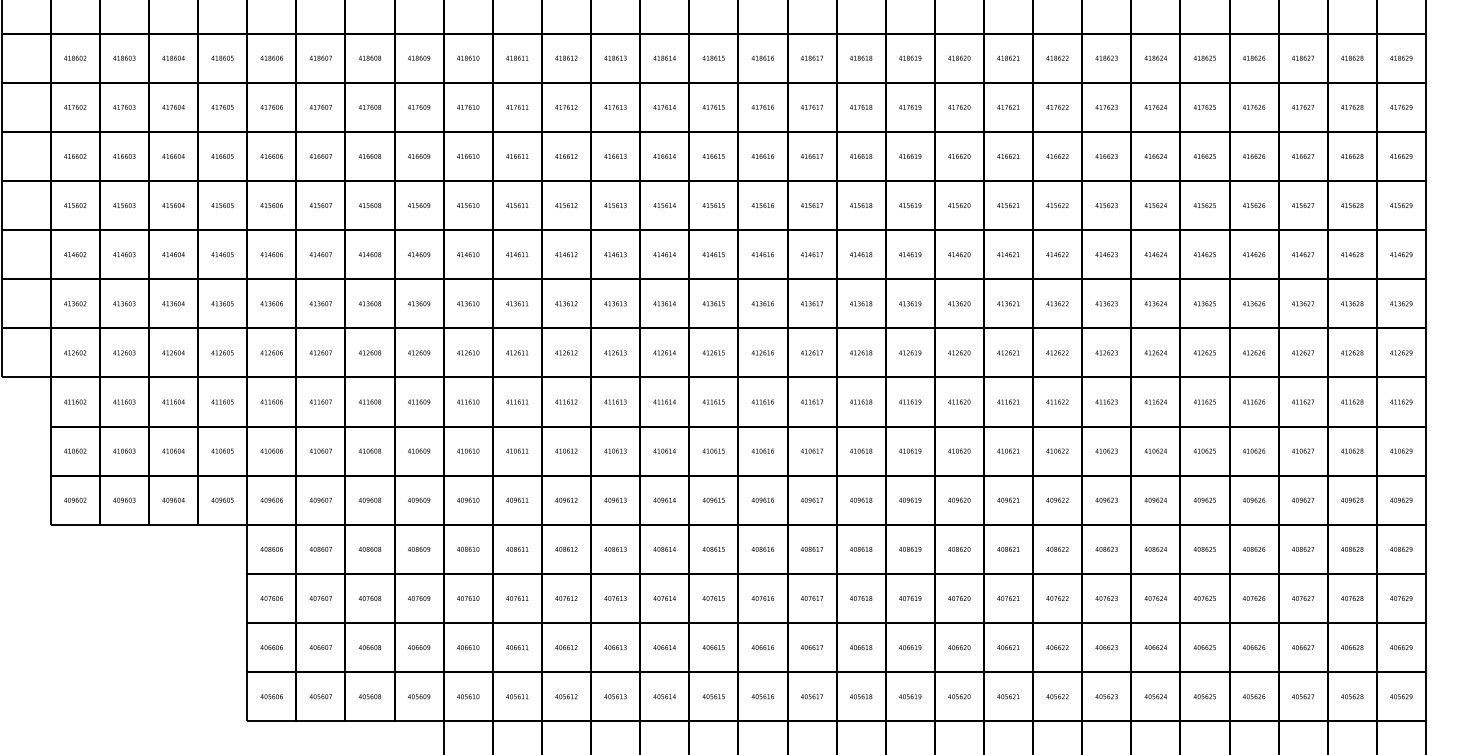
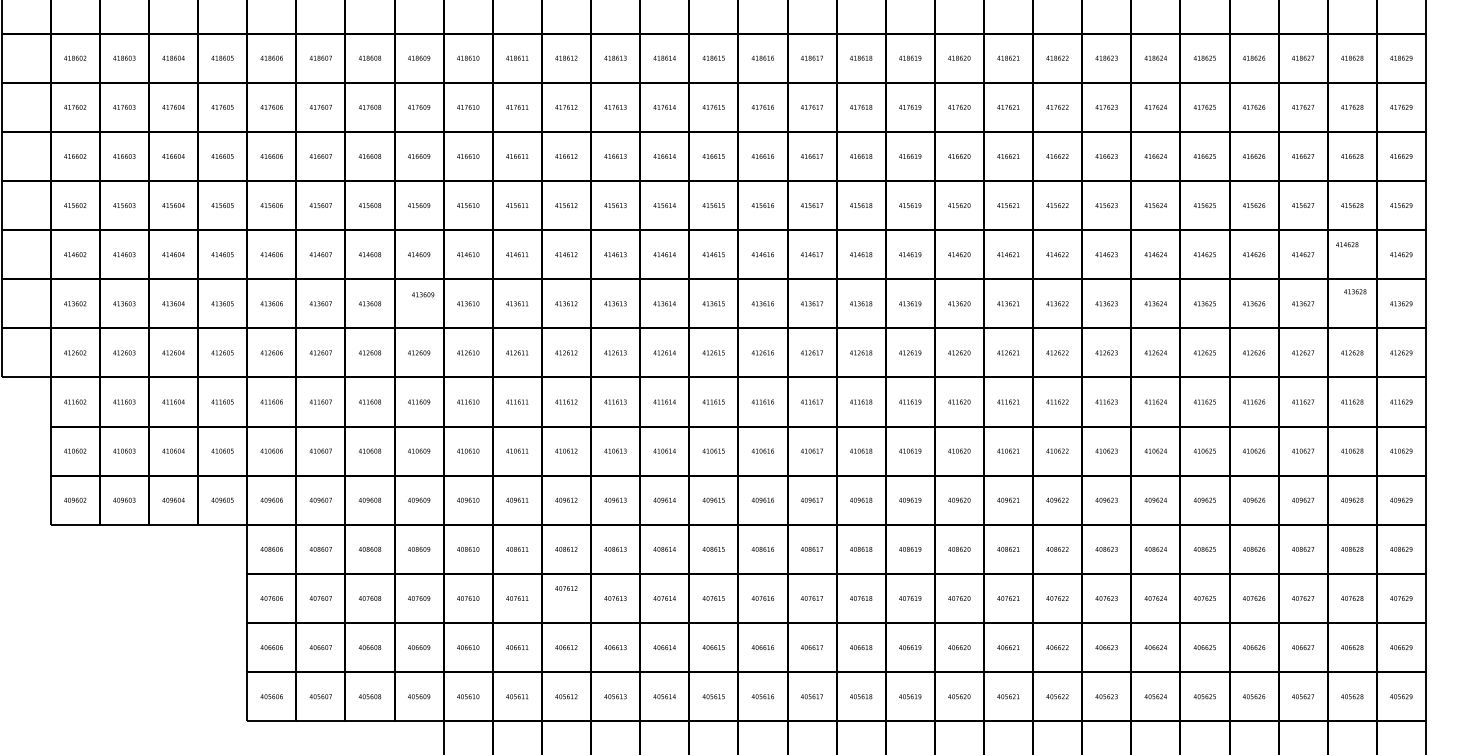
text position: (1352, 254) -> (1347, 244) (1347, 244)
text position: (419, 303) -> (423, 294) (423, 294)
text position: (1352, 303) -> (1355, 291) (1355, 291)
text position: (566, 598) -> (566, 588) (566, 588)
